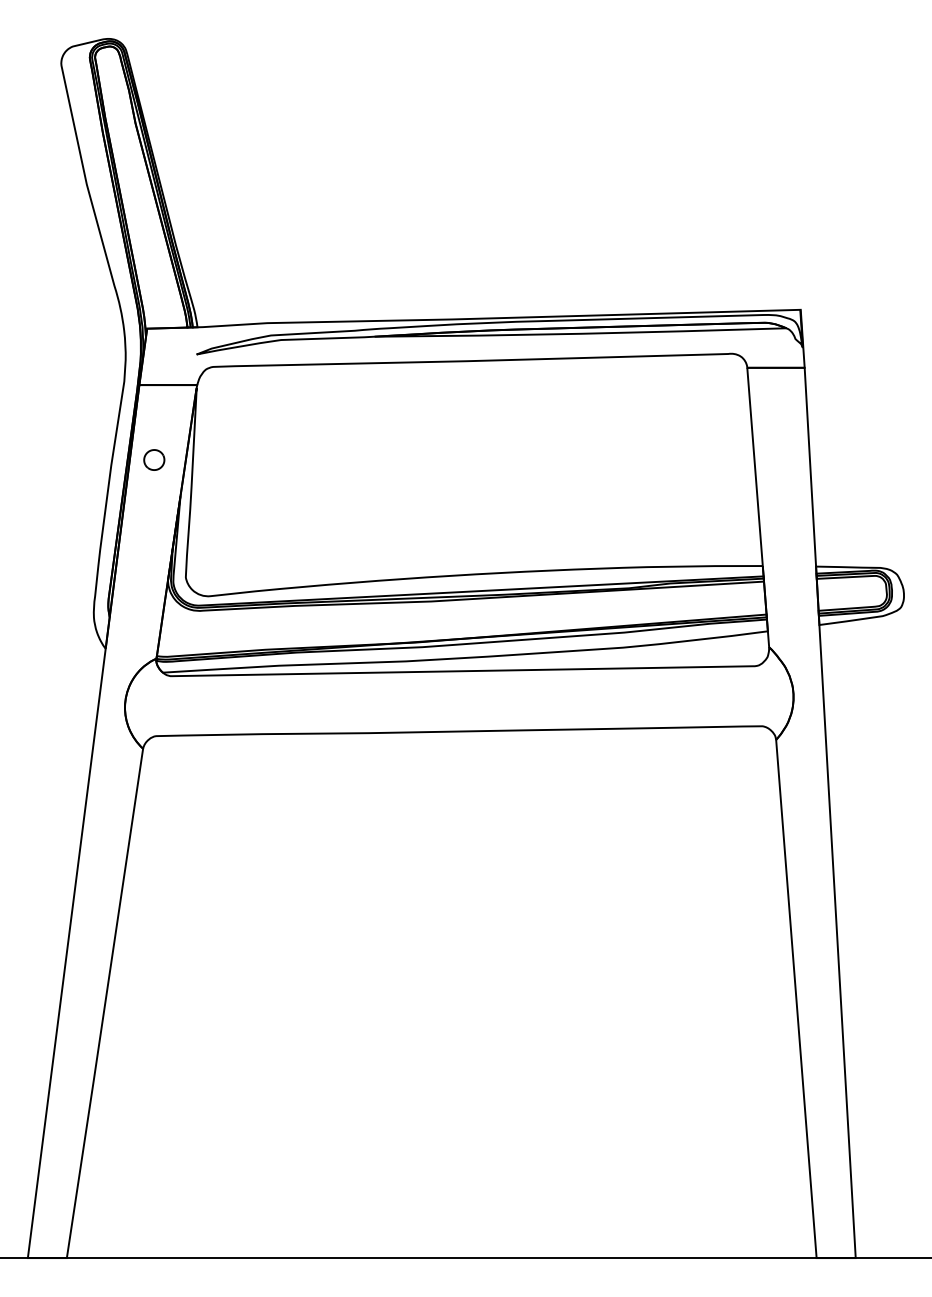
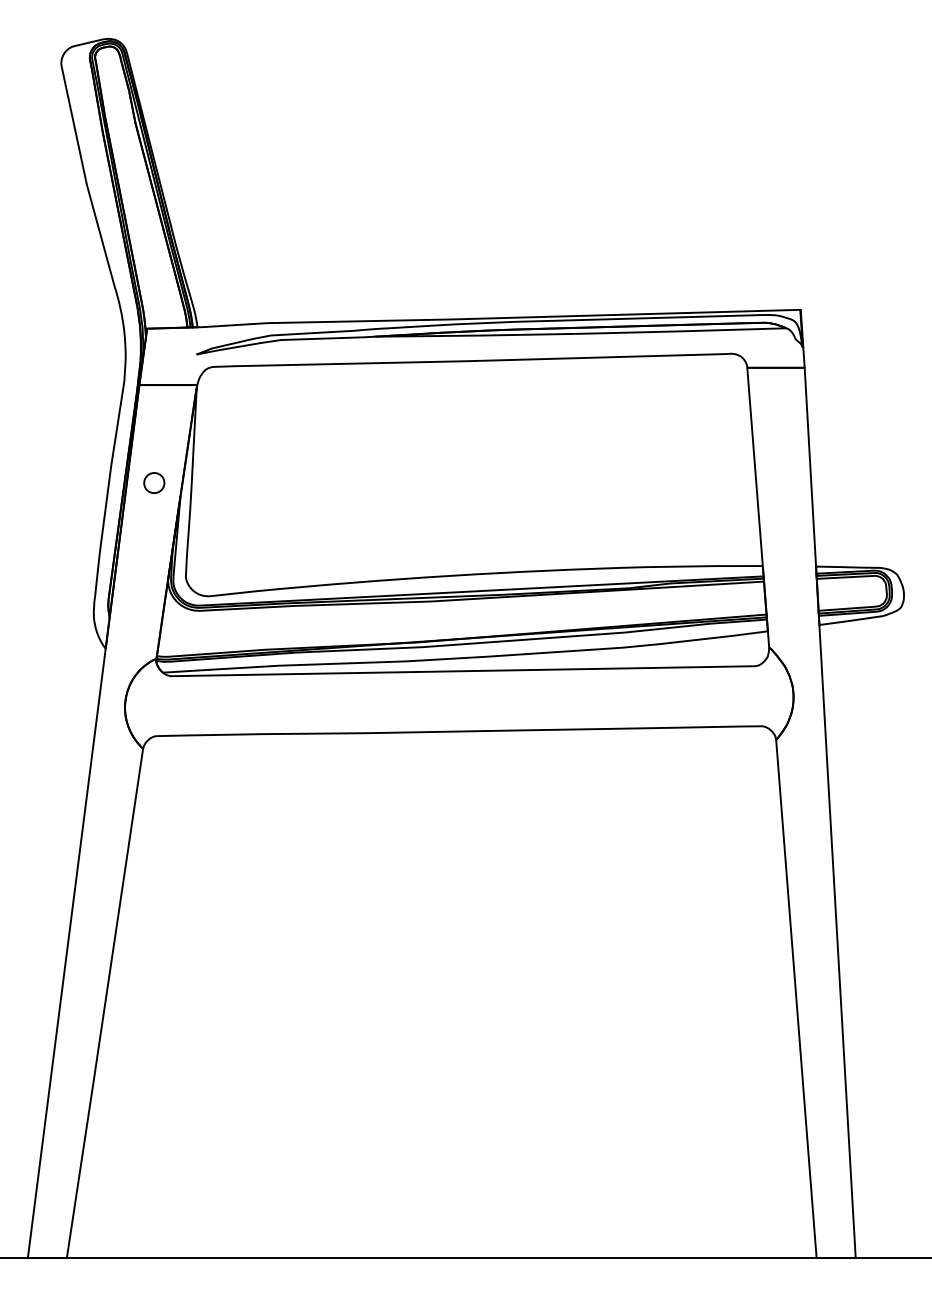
part position: (154, 459) -> (154, 482) (154, 482)
